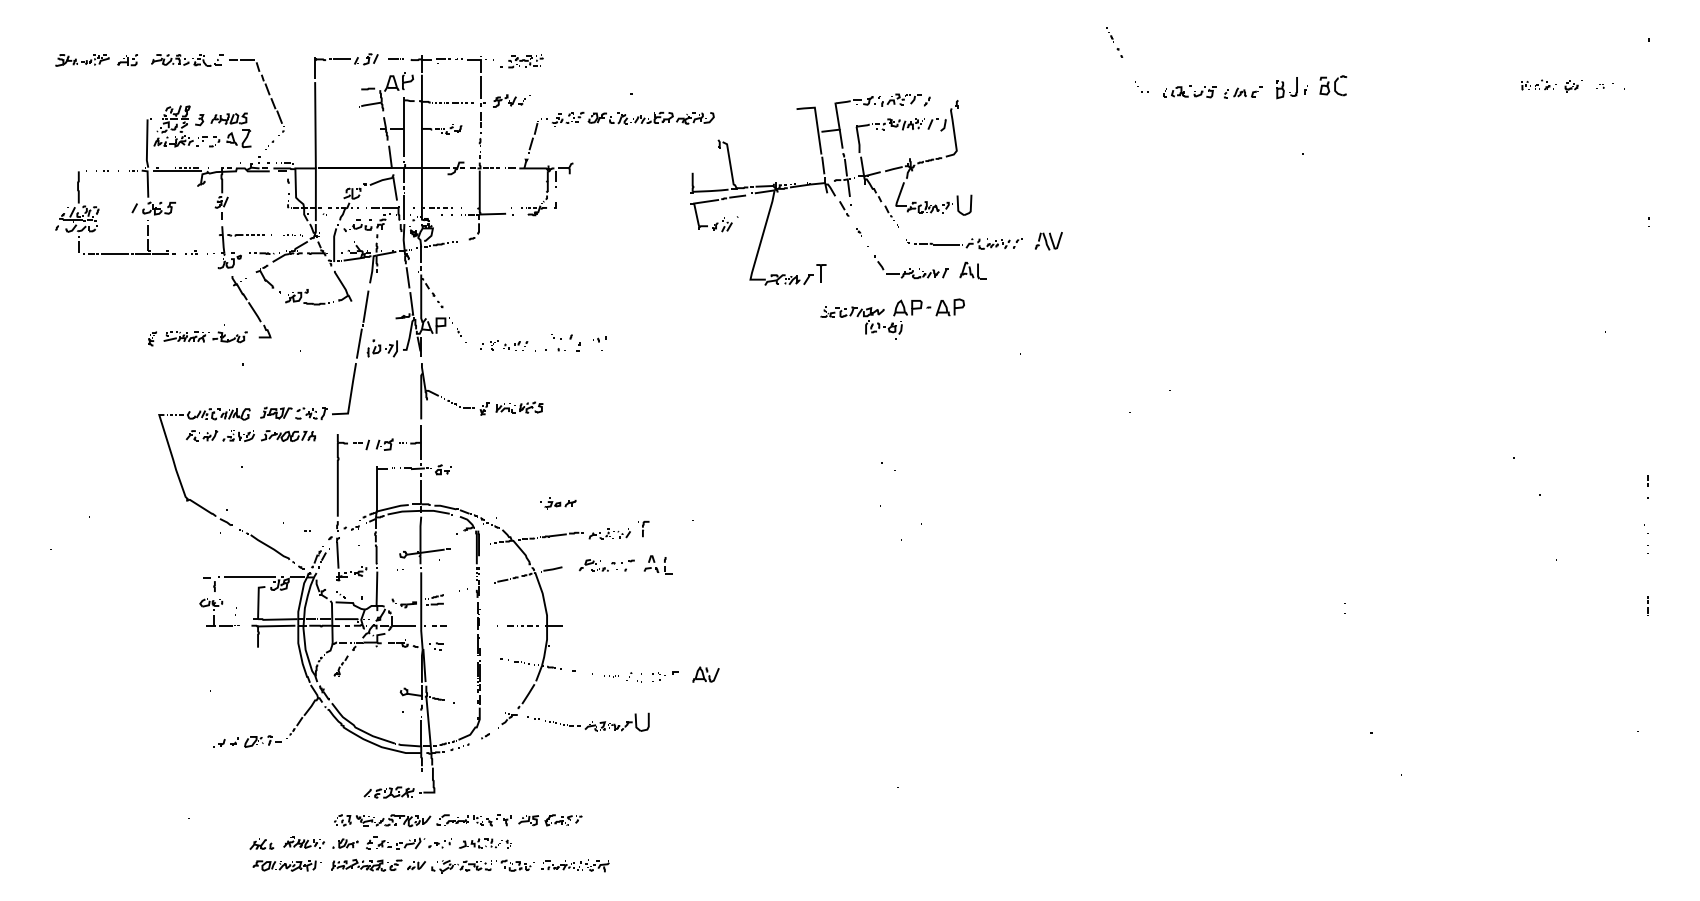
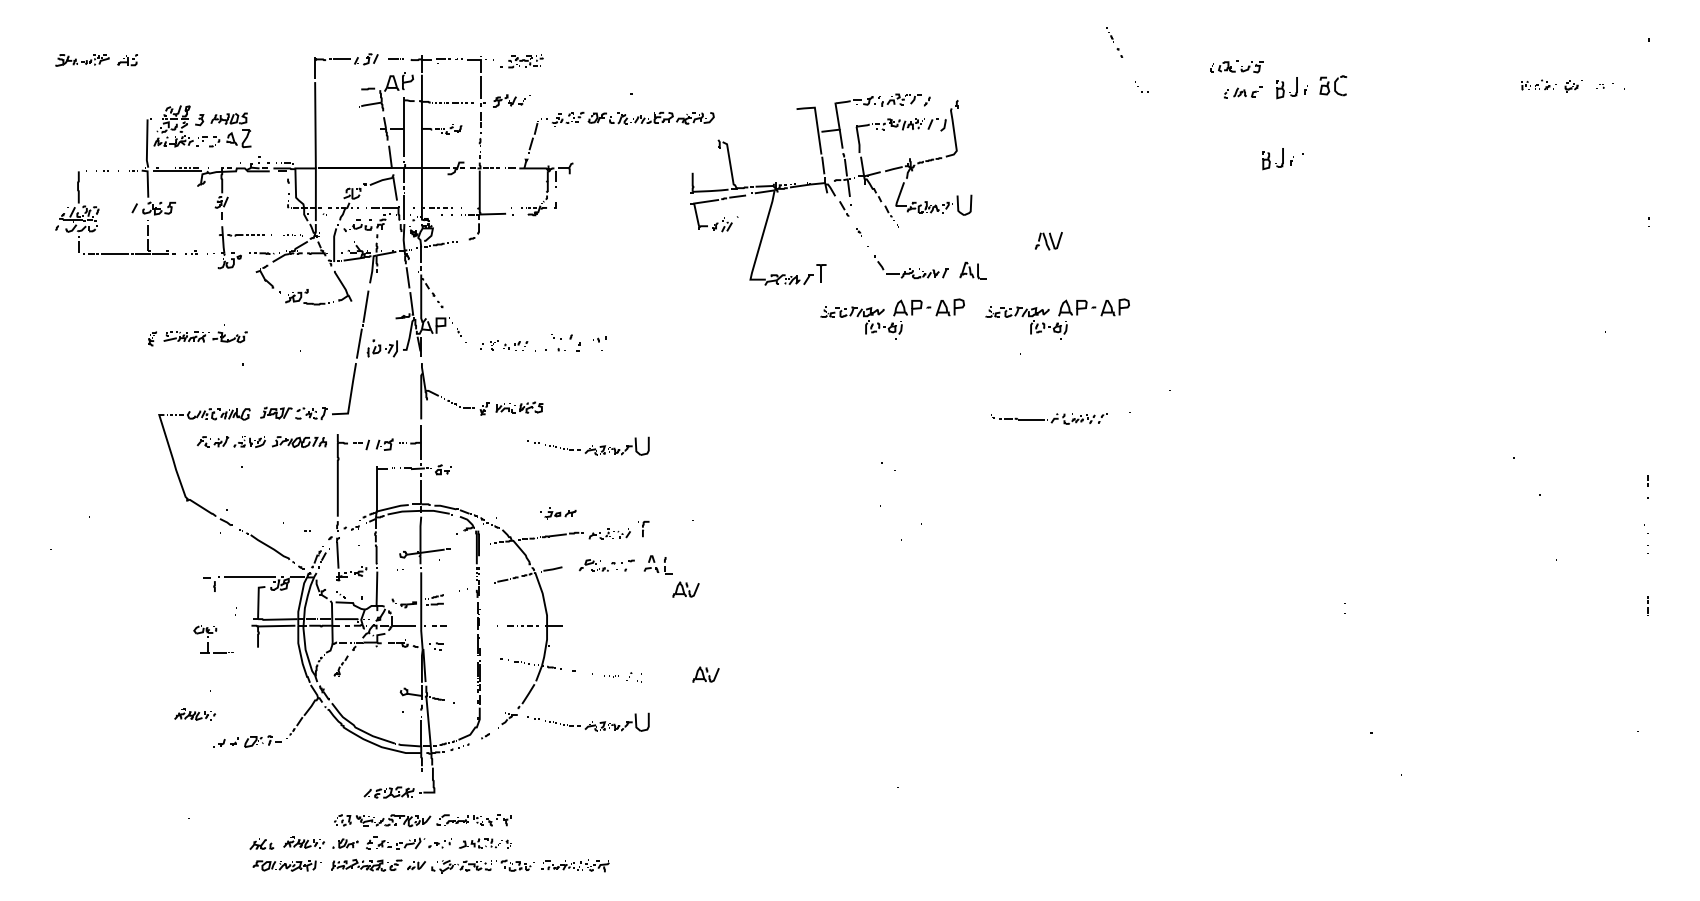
part: present -> none (211, 66)
part position: (1189, 91) -> (1236, 66) (1236, 66)
part: none -> present (1277, 159)
part position: (964, 243) -> (1049, 418) (1049, 418)
part: present -> none (251, 307)
part: none -> present (1057, 318)
part position: (250, 436) -> (261, 442) (261, 442)
part: none -> present (588, 445)
part position: (558, 503) -> (558, 513) (558, 513)
part: none -> present (685, 589)
part position: (219, 612) -> (213, 639) (213, 639)
part: present -> none (665, 676)
part: none -> present (194, 714)
part: present -> none (550, 820)
